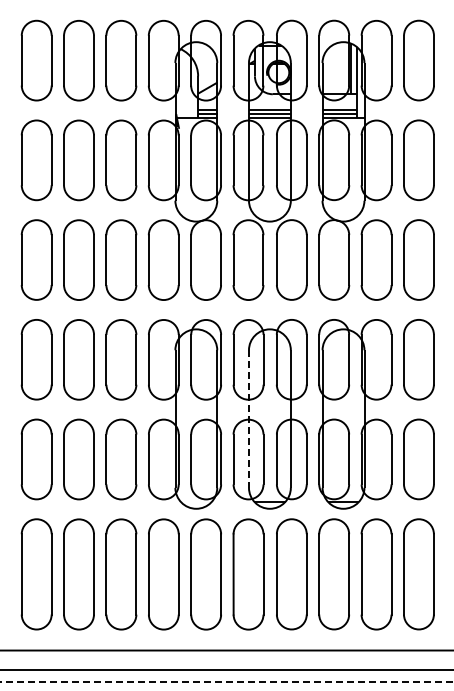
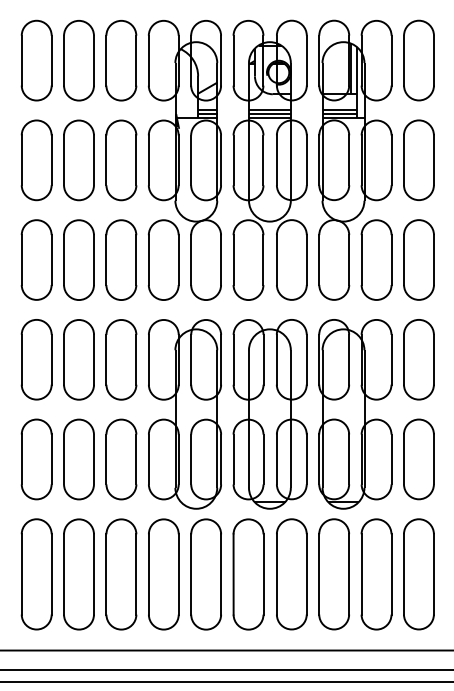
line: dashed -> solid (249, 419)
line: dashed -> solid (227, 682)
